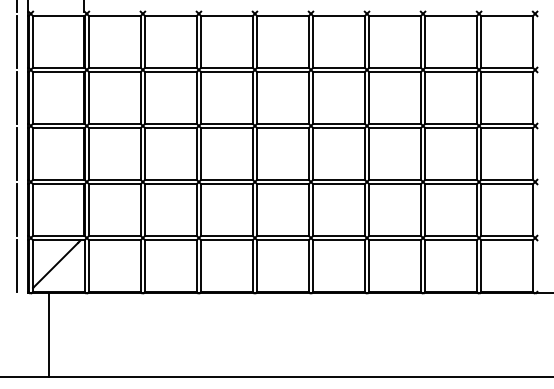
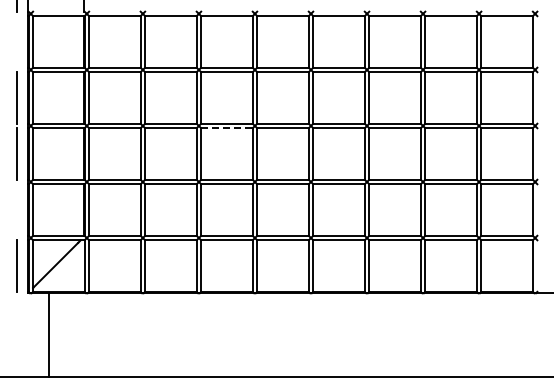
line: present -> none (16, 41)
line: solid -> dashed (226, 128)
line: present -> none (16, 209)
